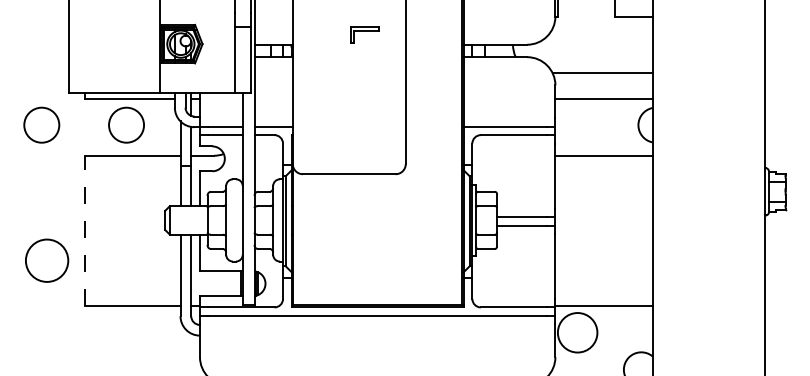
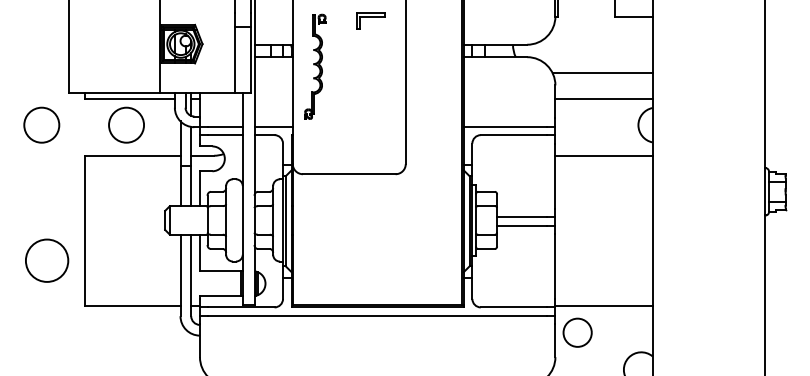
part position: (364, 34) -> (370, 20) (370, 20)
part: none -> present (315, 66)
line: dashed -> solid (85, 230)
circle diameter: 40 px -> 28 px (577, 332)
